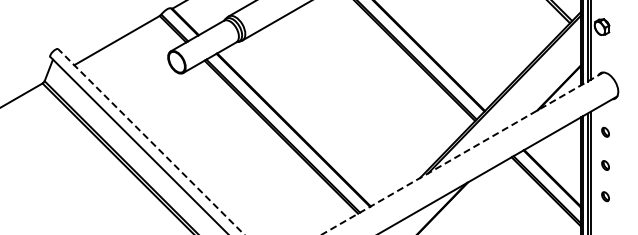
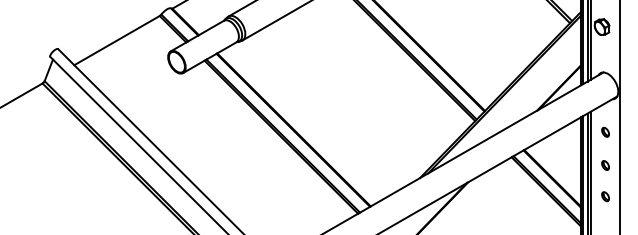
line: none -> present (620, 116)
line: dashed -> solid (150, 141)
line: dashed -> solid (462, 153)
